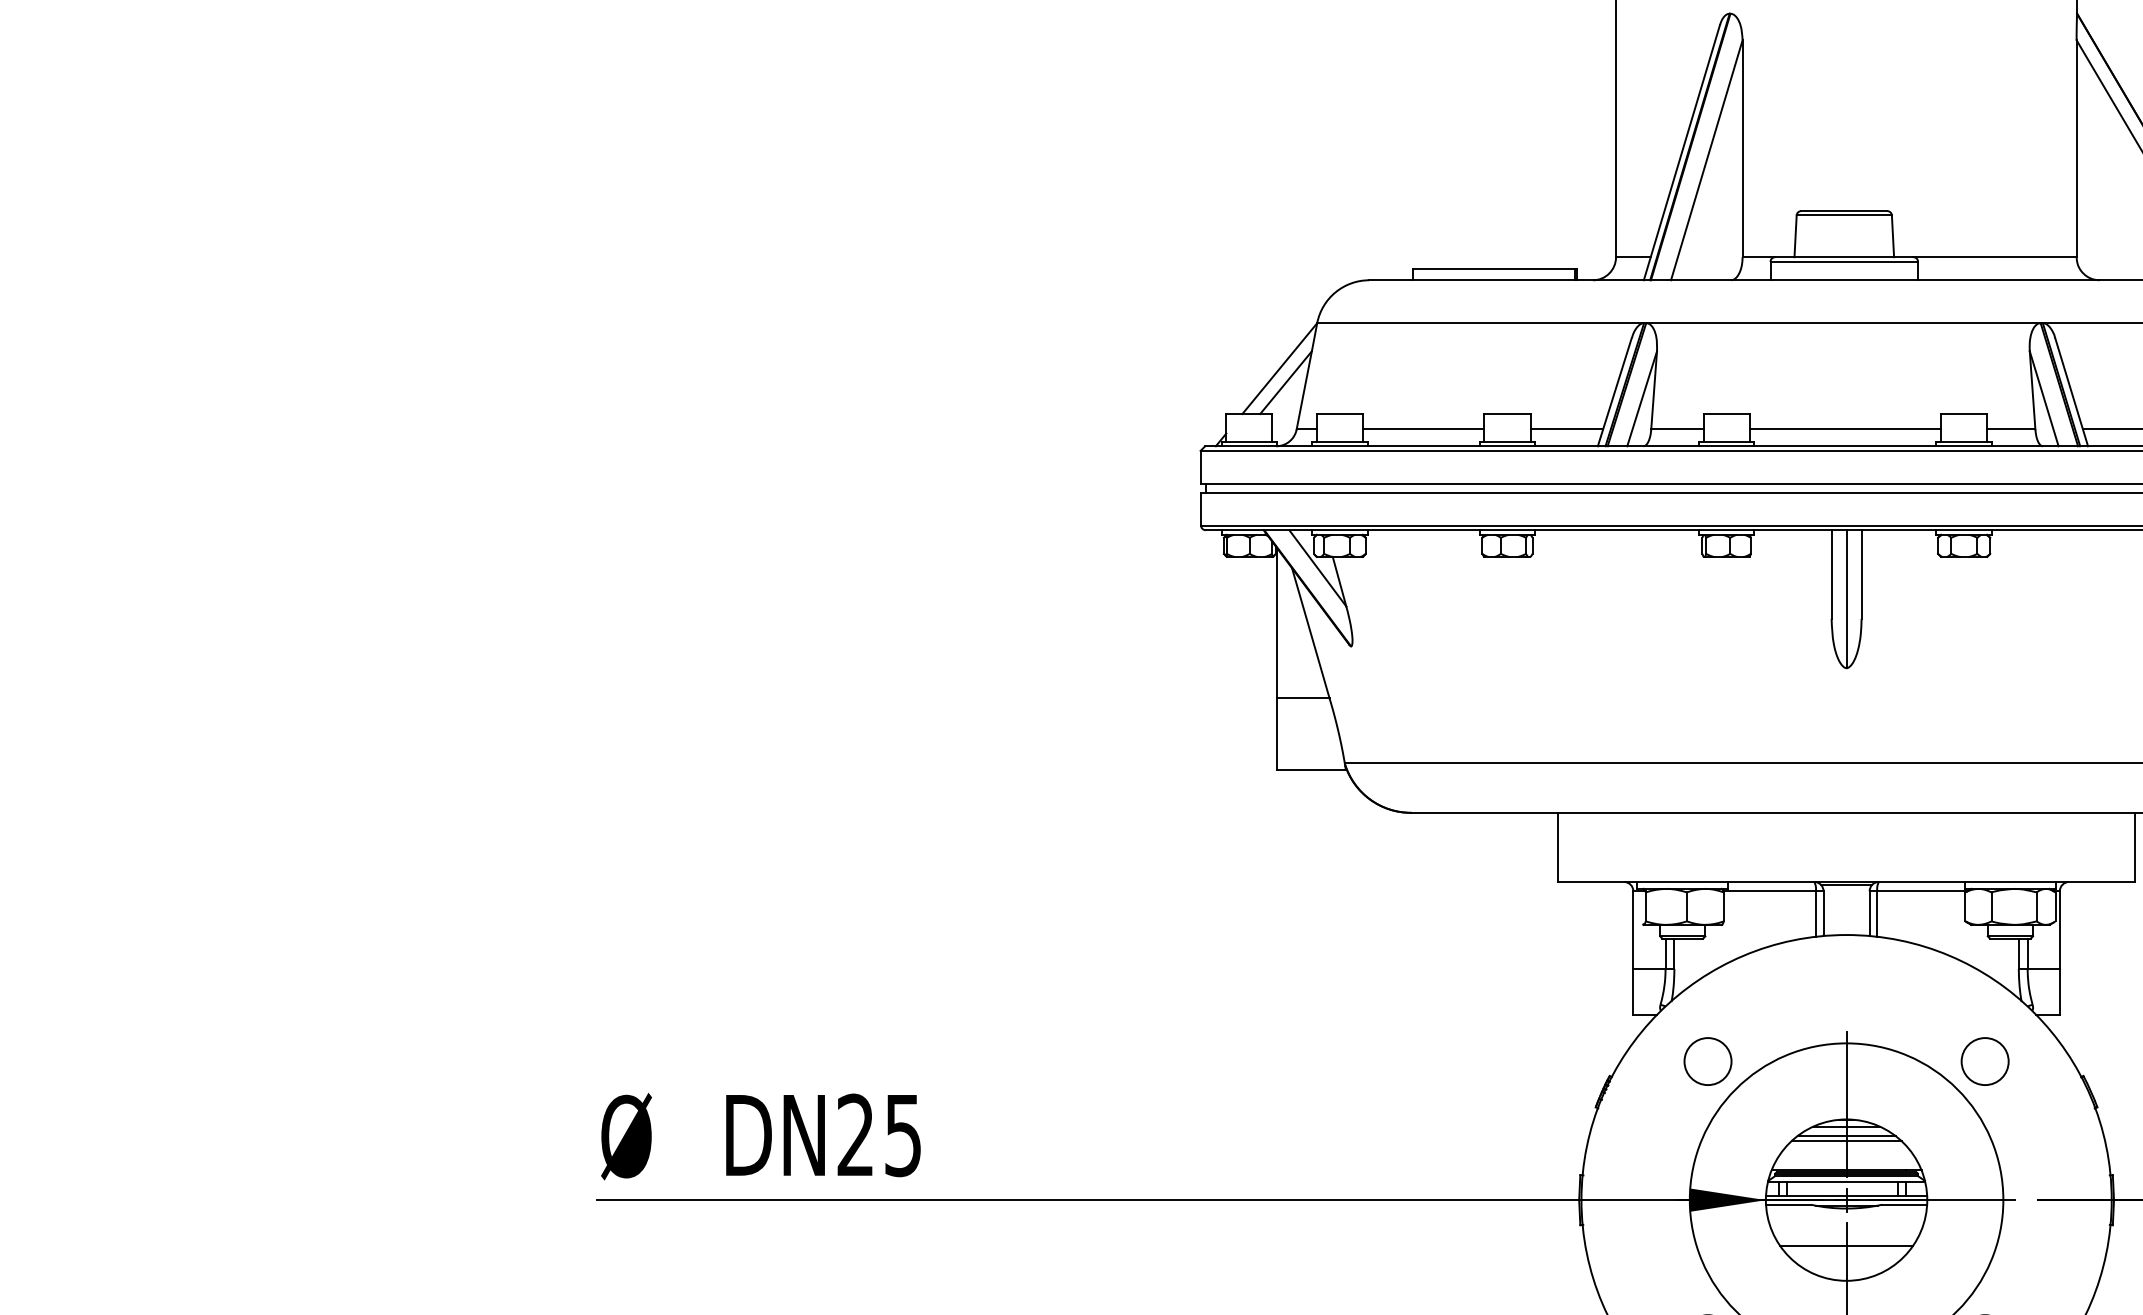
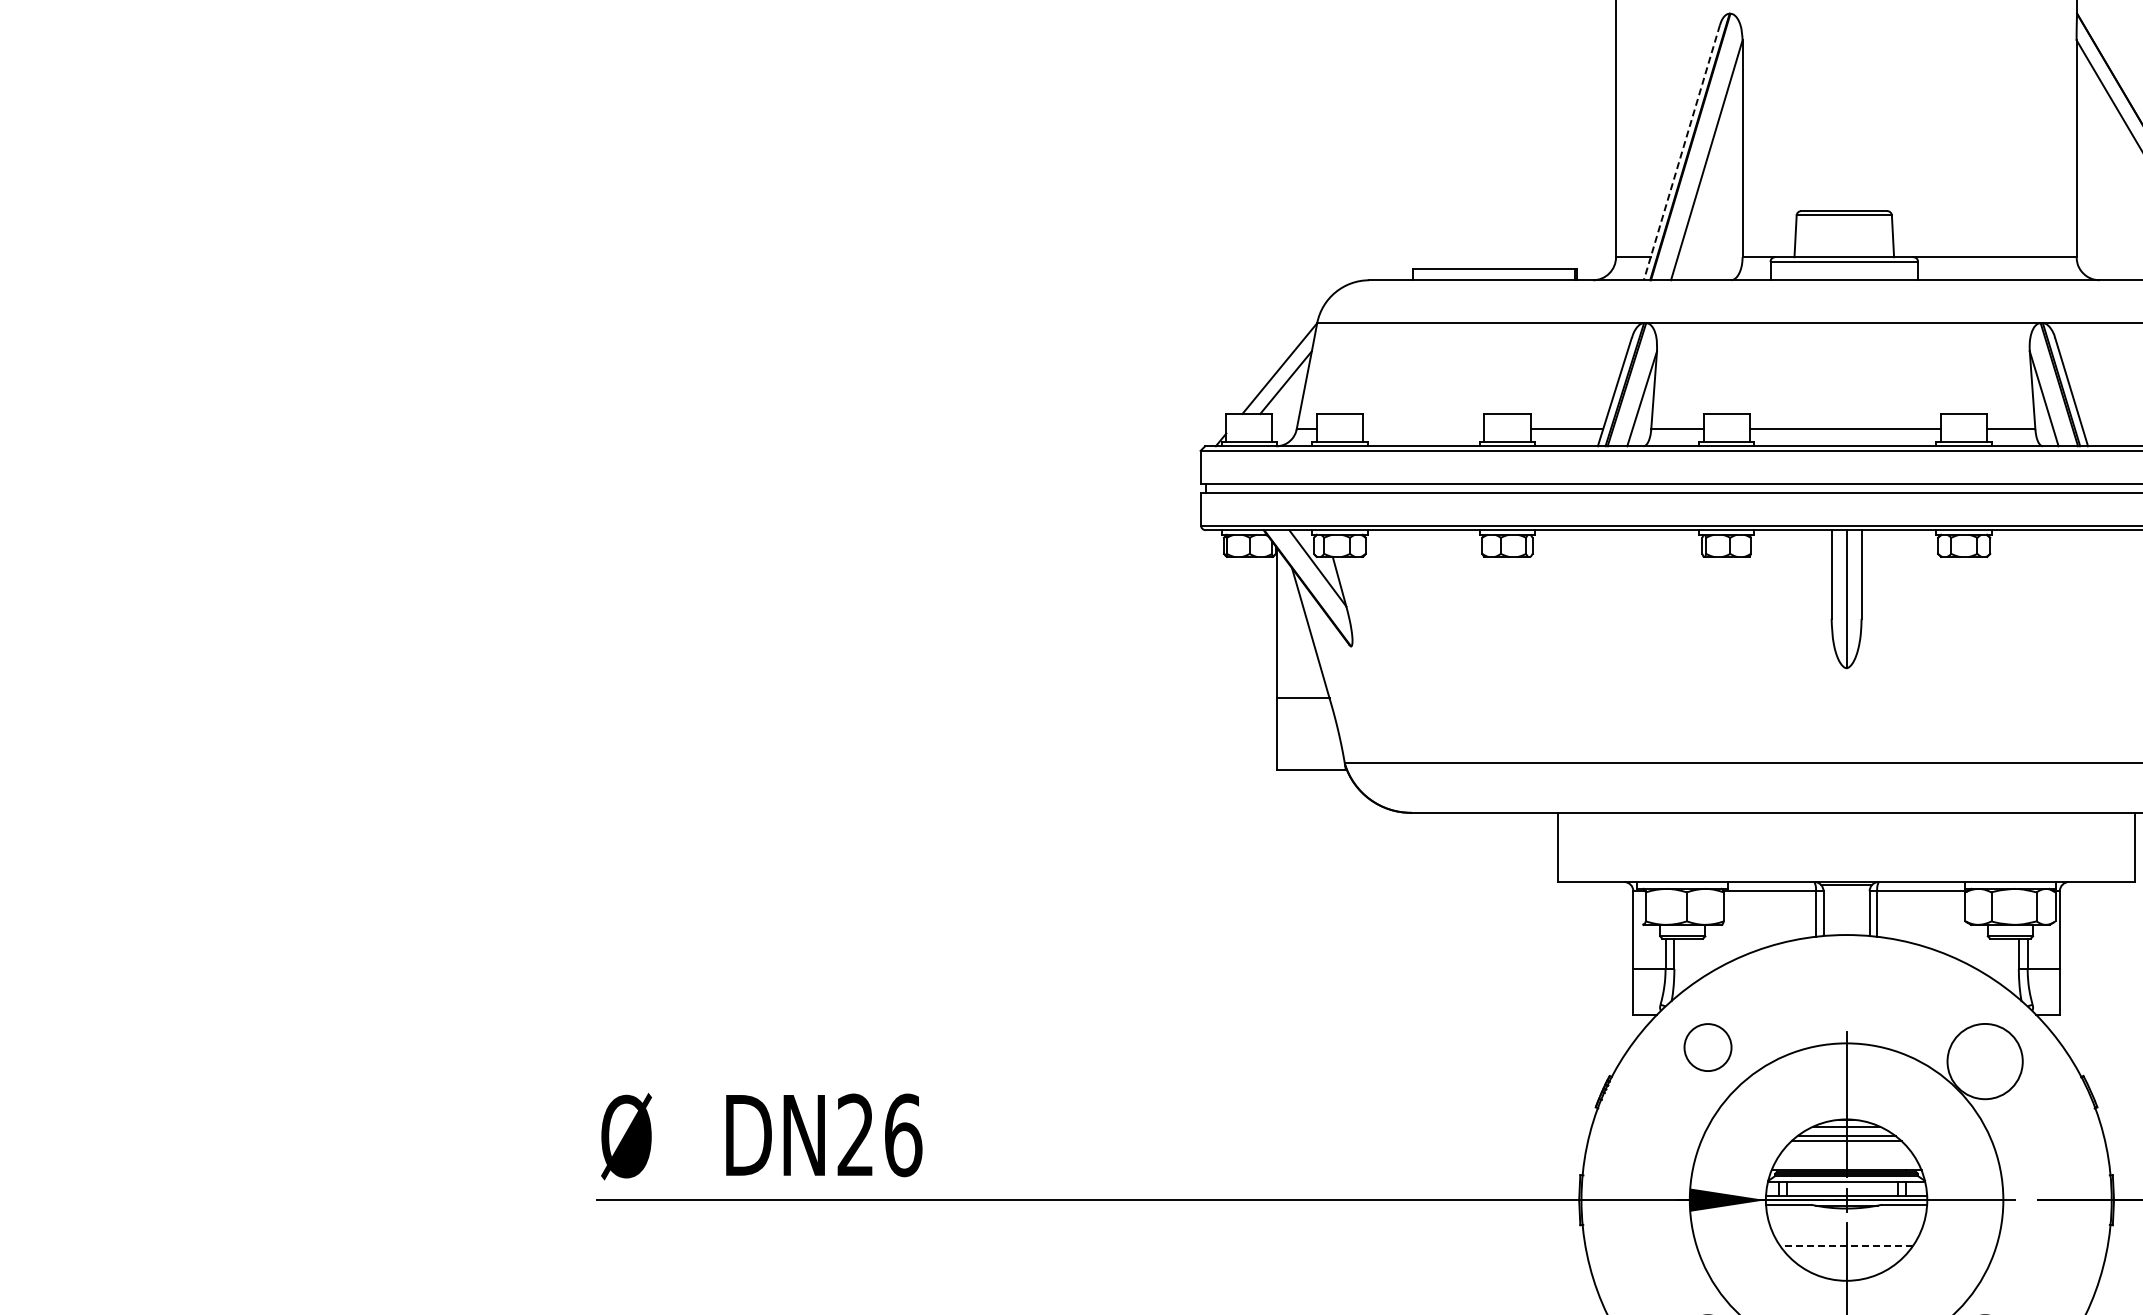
line: solid -> dashed (1681, 153)
line: present -> none (1423, 429)
line: present -> none (2110, 429)
circle position: (1707, 1061) -> (1707, 1047) (1707, 1047)
circle diameter: 47 px -> 75 px (1984, 1061)
text: DN25 -> DN26 (903, 1135)
line: solid -> dashed (1846, 1246)
